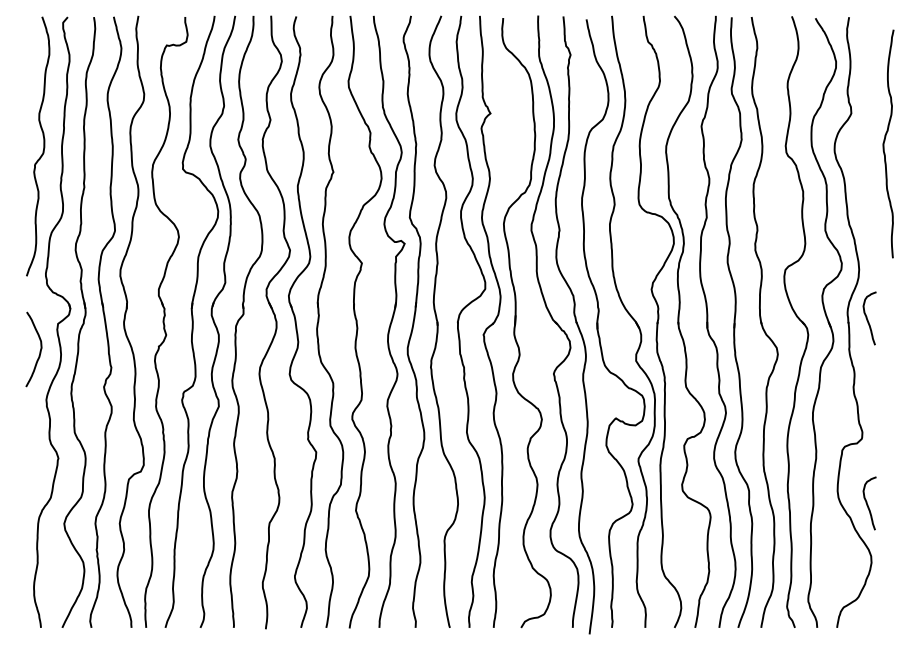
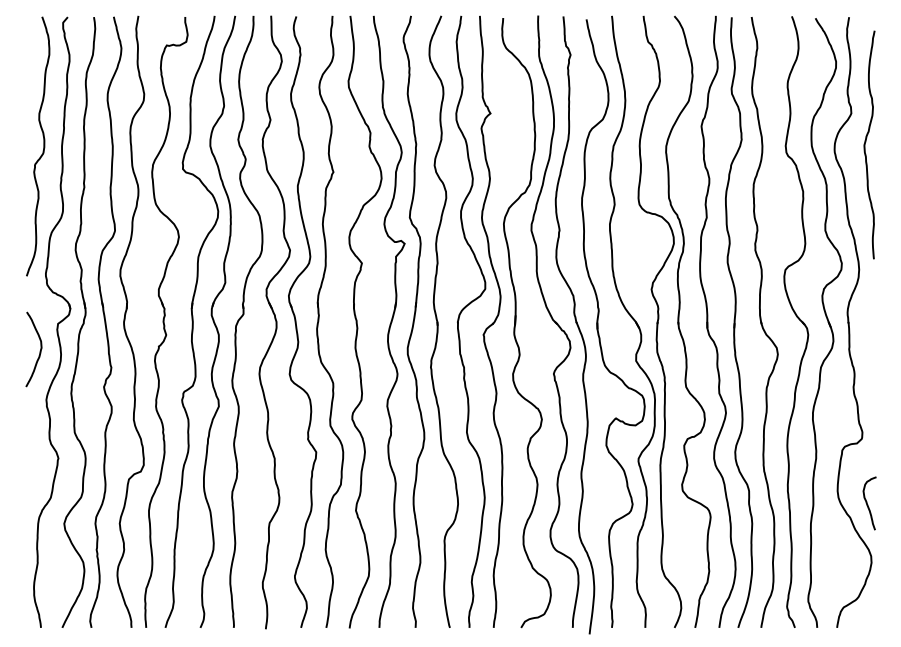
curve position: (885, 141) -> (866, 142) (866, 142)
curve: present -> none (868, 319)
